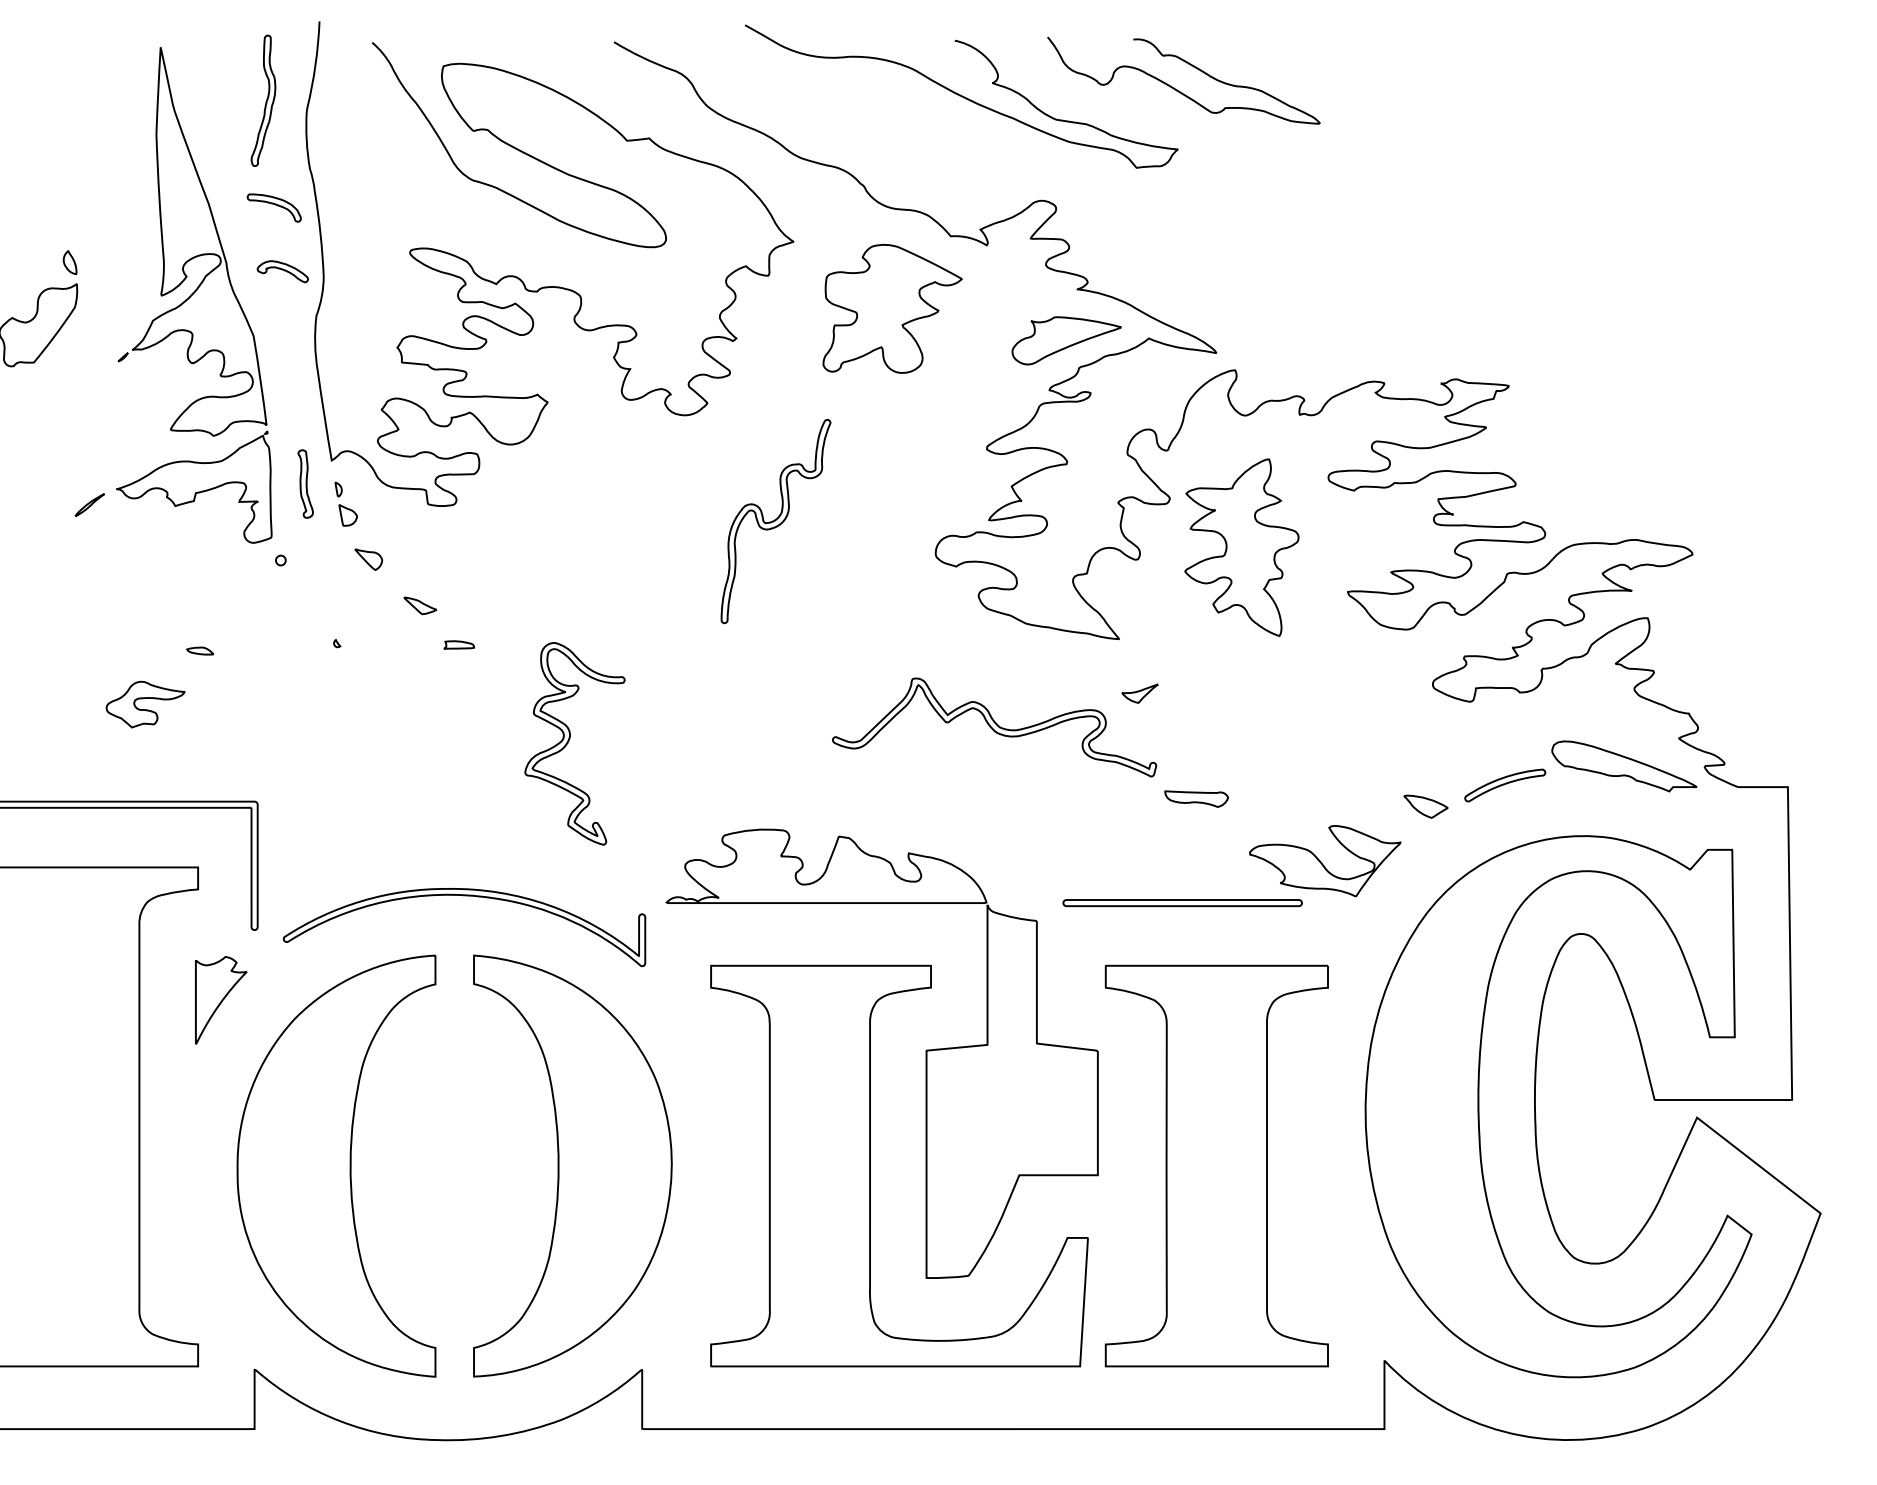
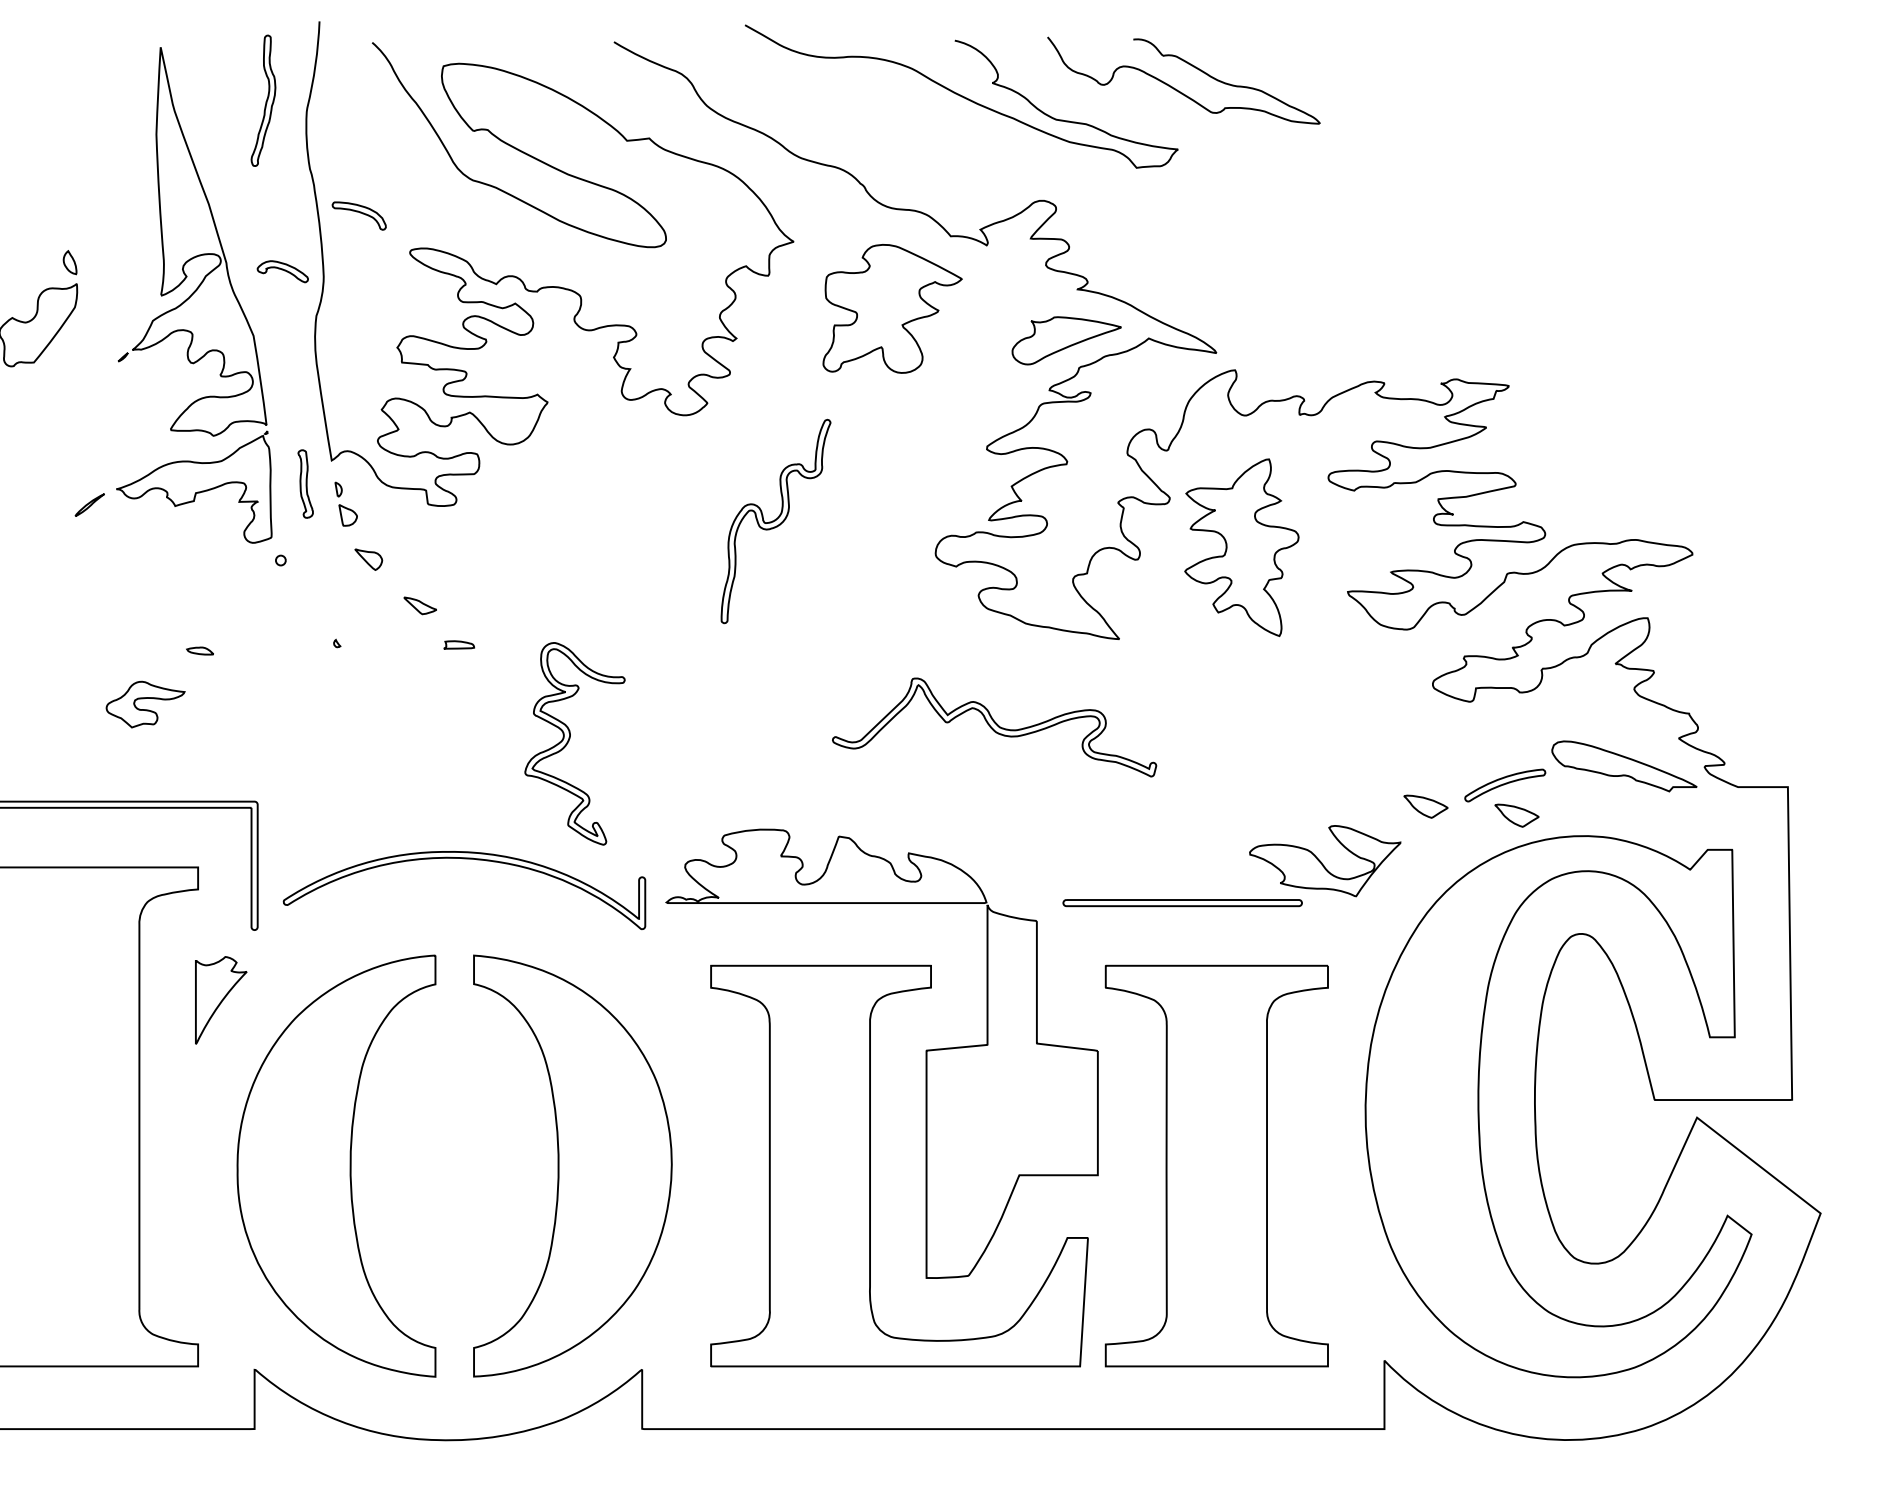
part position: (273, 207) -> (358, 215) (358, 215)
part: present -> none (1139, 693)
part: present -> none (1196, 798)
part: none -> present (1516, 815)
part position: (464, 896) -> (464, 859) (464, 859)
